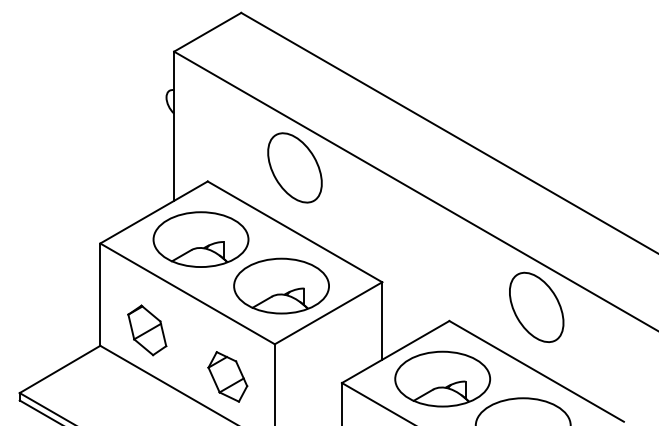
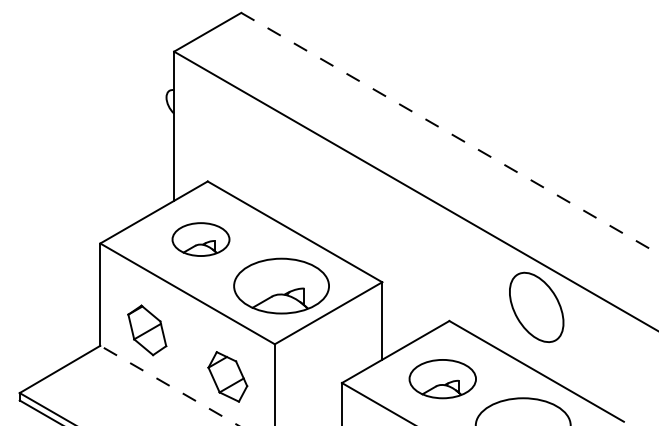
line: solid -> dashed (449, 133)
part: present -> none (294, 167)
part size: 98x57 px -> 60x35 px (200, 239)
part size: 98x58 px -> 69x41 px (442, 379)
line: solid -> dashed (169, 385)
